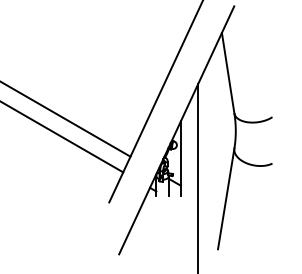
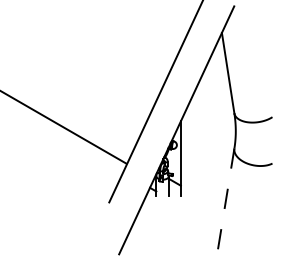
line position: (66, 119) -> (64, 127) (64, 127)
line: present -> none (62, 137)
line: present -> none (198, 177)
line: solid -> dashed (226, 199)
